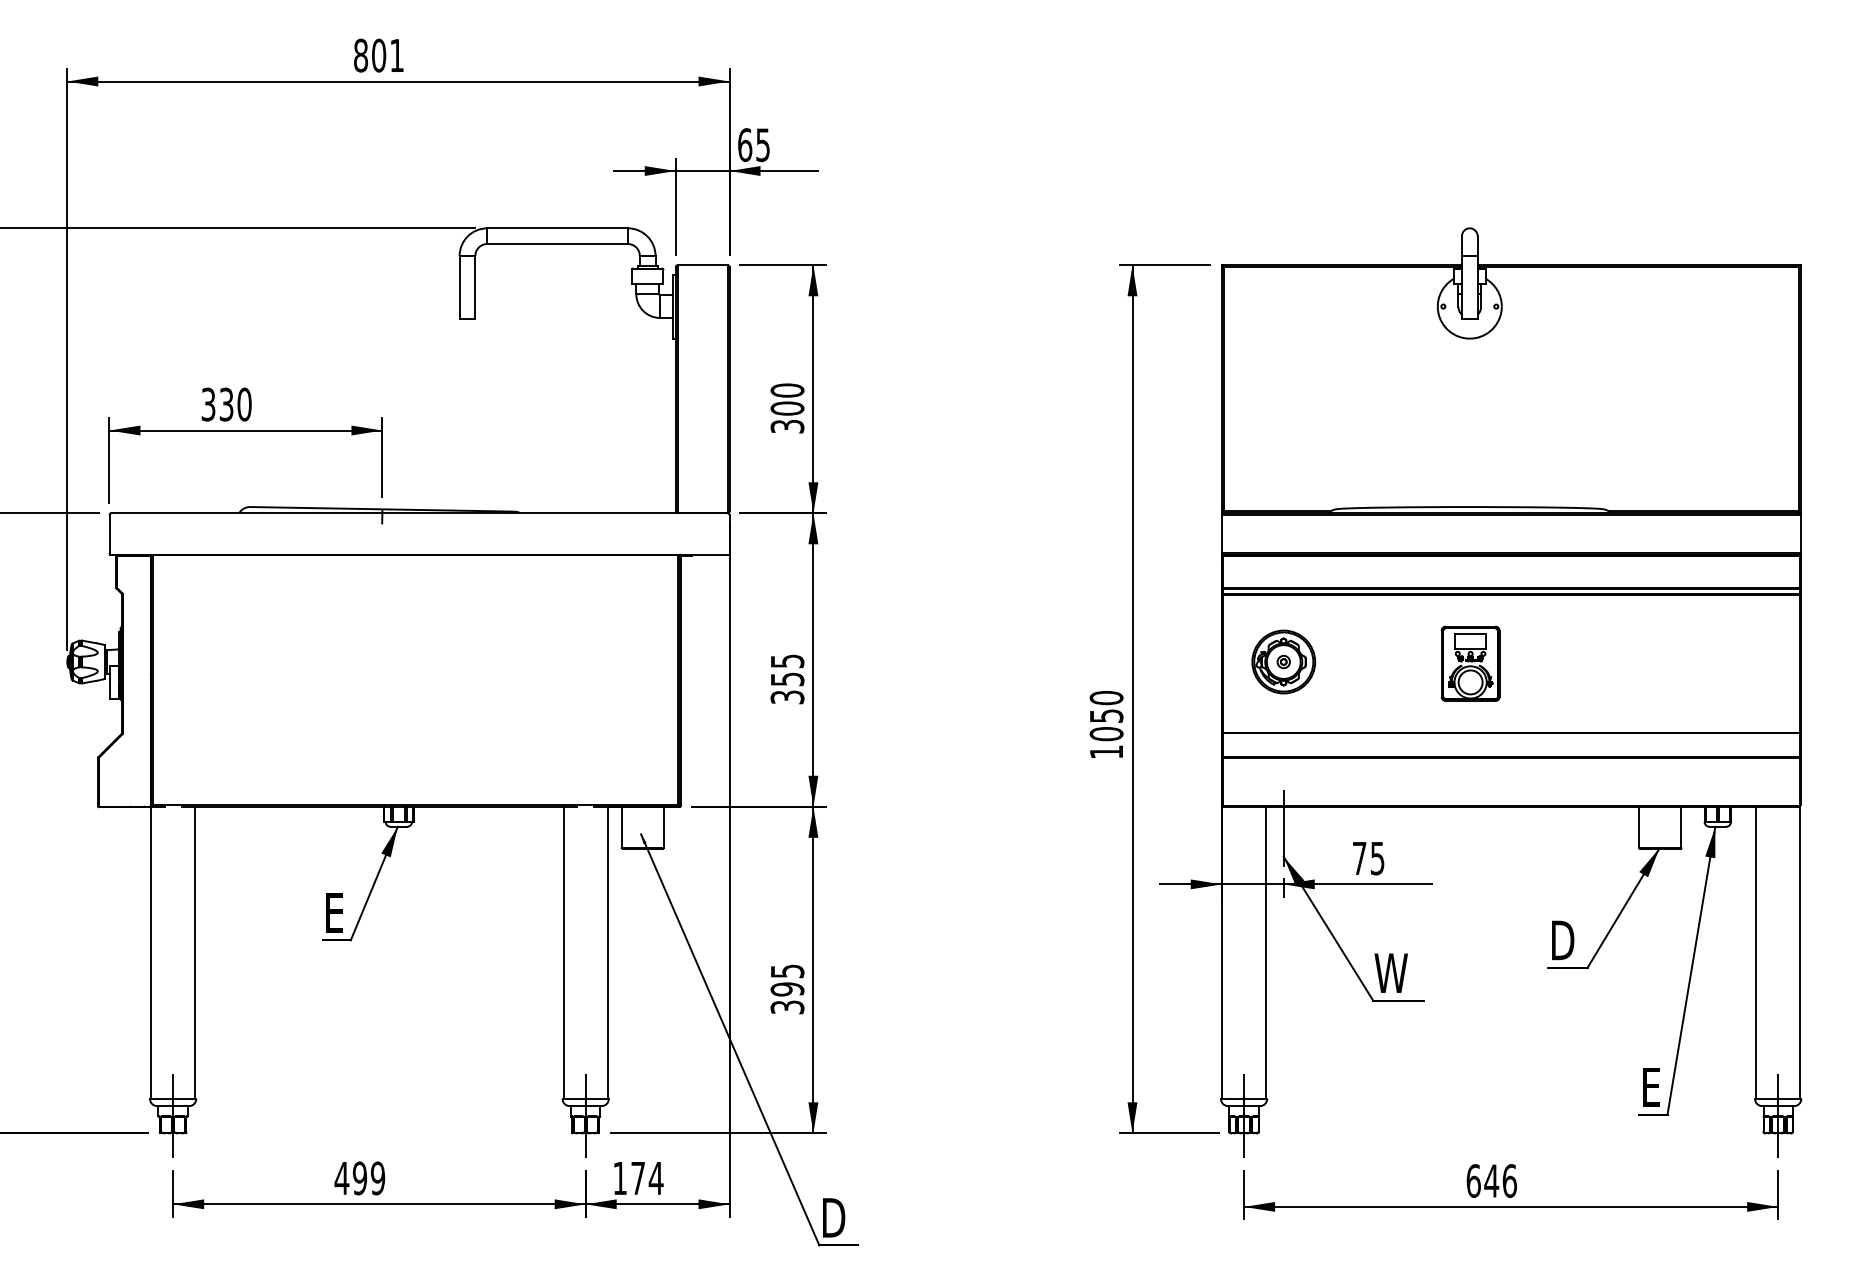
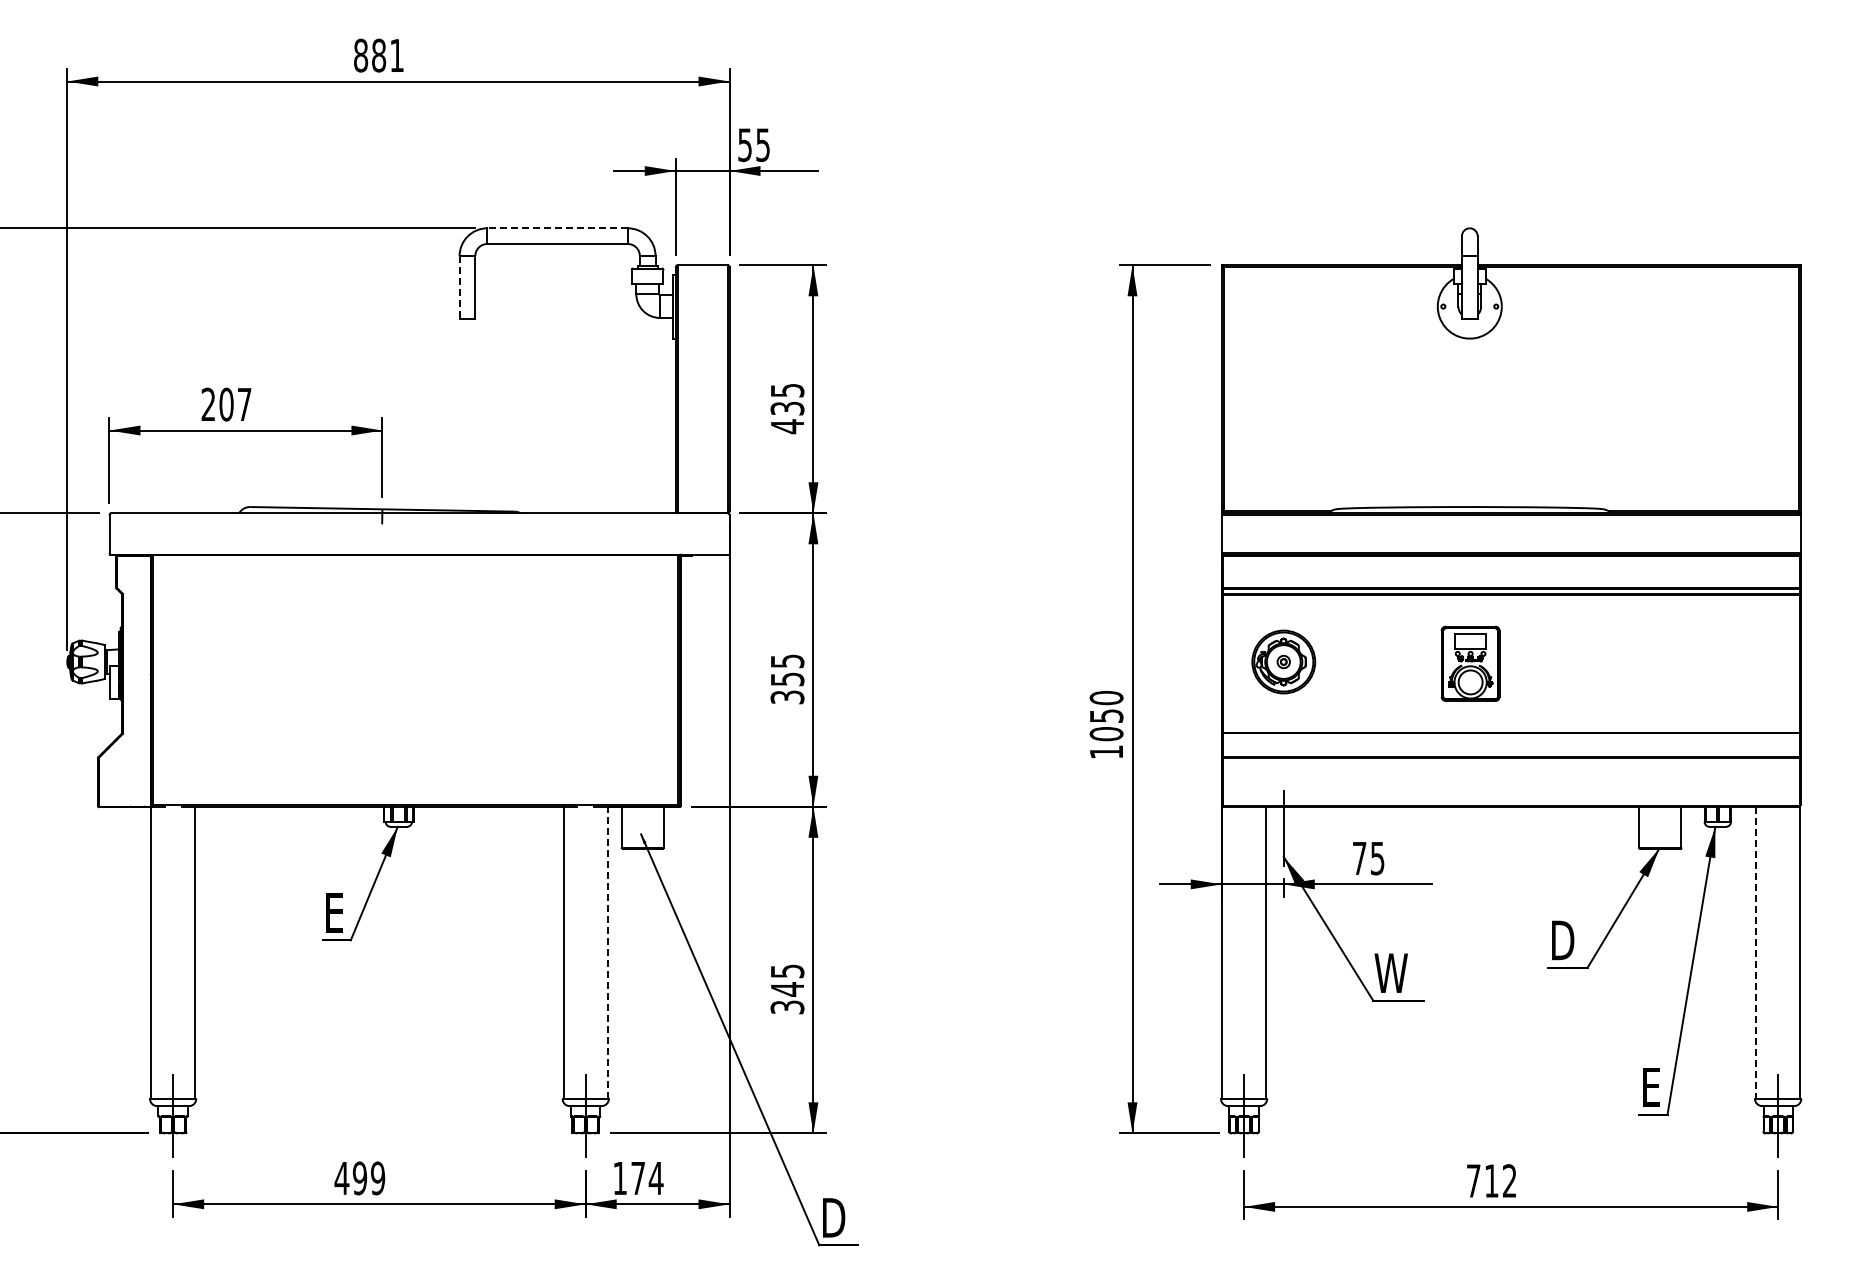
text: 801 -> 881 (379, 55)
text: 65 -> 55 (745, 145)
line: solid -> dashed (557, 228)
line: solid -> dashed (459, 287)
text: 330 -> 207 (226, 404)
text: 300 -> 435 (787, 408)
line: solid -> dashed (607, 952)
line: solid -> dashed (1756, 953)
text: 395 -> 345 (787, 989)
text: 646 -> 712 (1491, 1180)
